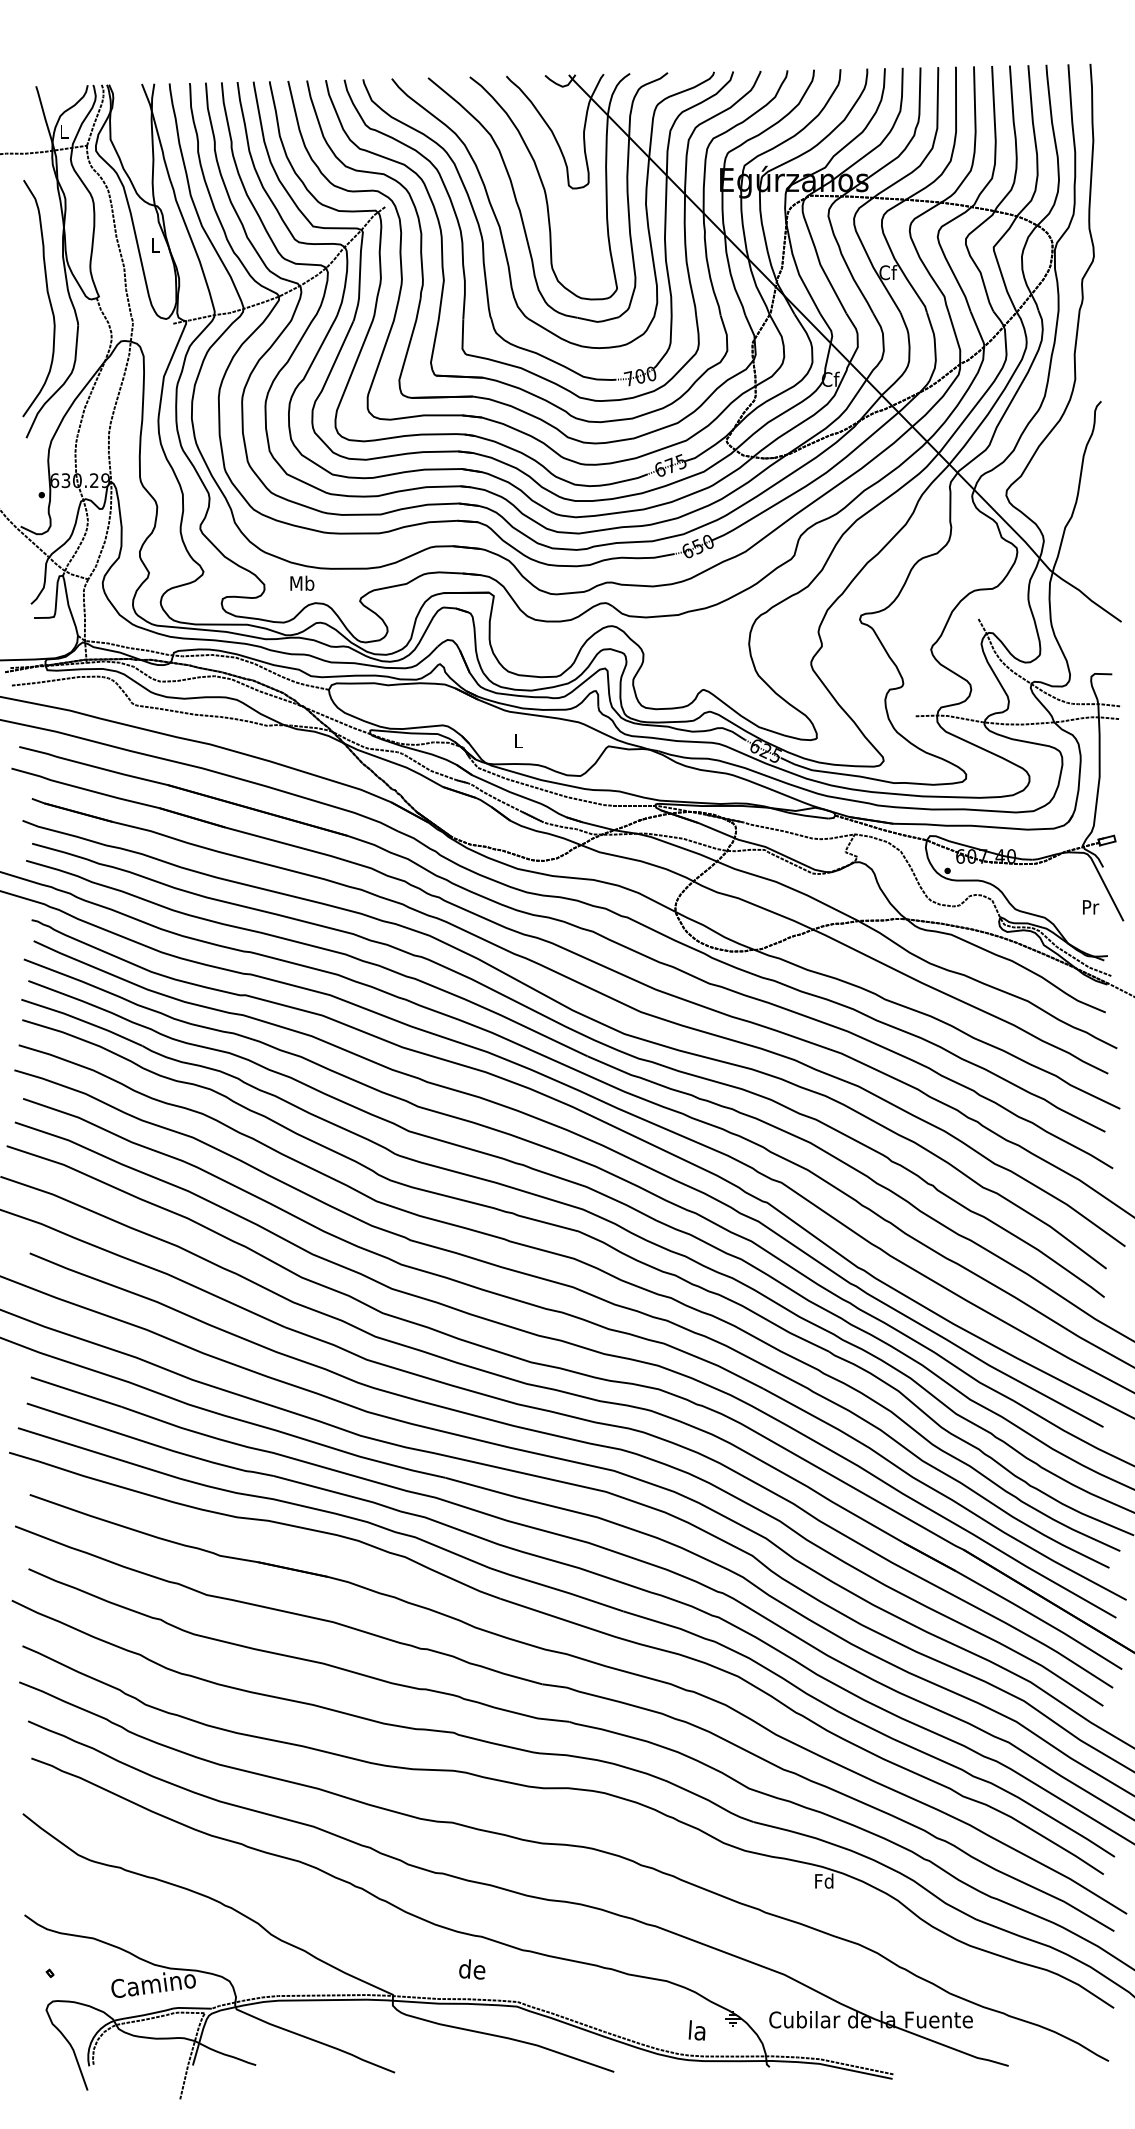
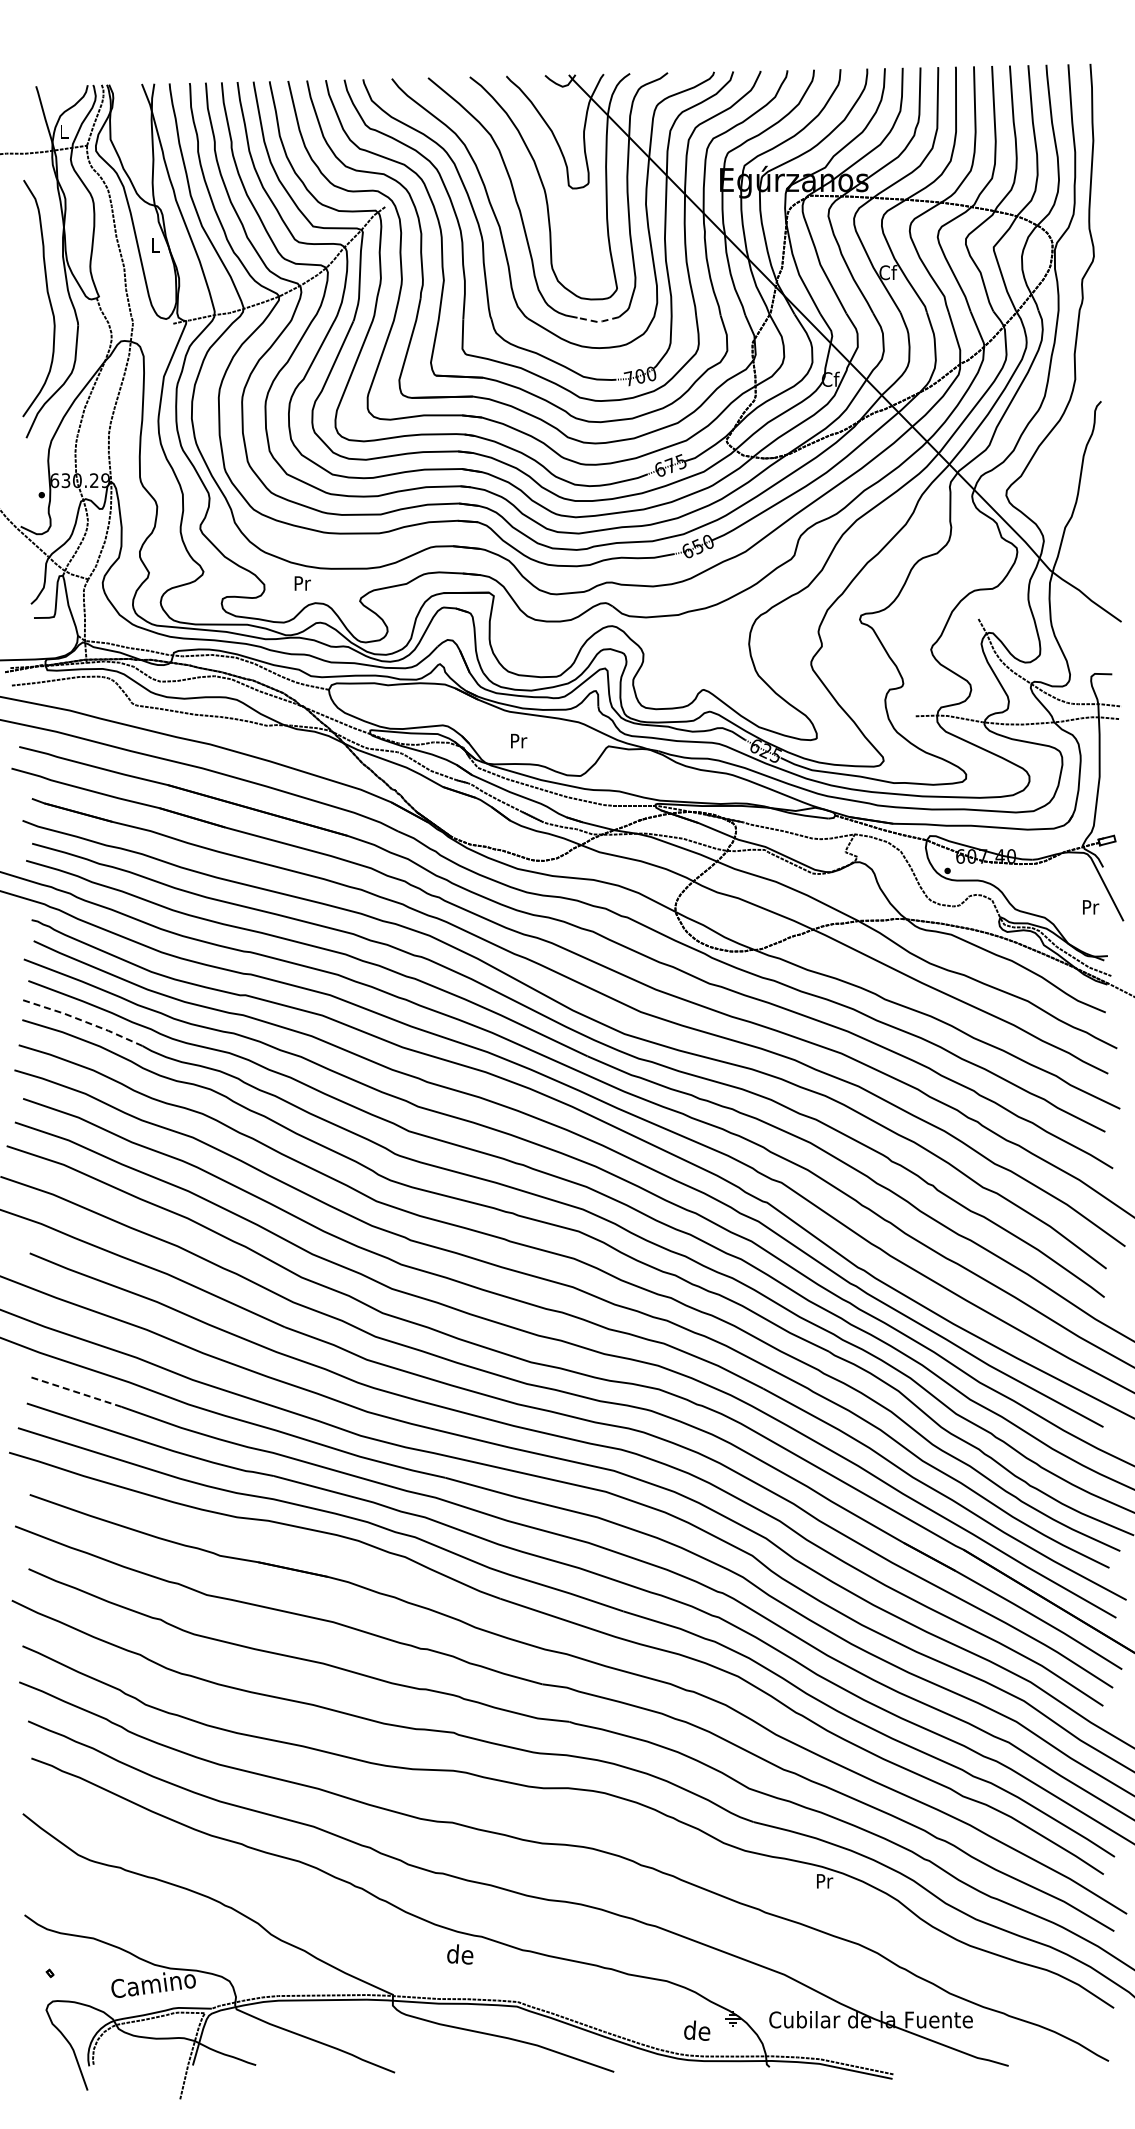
line: solid -> dashed (598, 321)
text: Mb -> Pr (302, 582)
text: L -> Pr (519, 740)
line: solid -> dashed (82, 1020)
line: solid -> dashed (76, 1392)
text: Fd -> Pr (824, 1880)
text position: (472, 1969) -> (460, 1954) (460, 1954)
text: la -> de (697, 2030)
